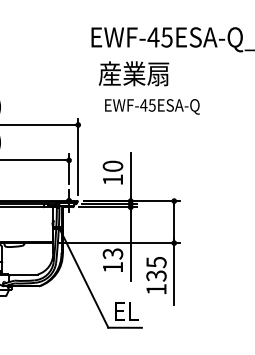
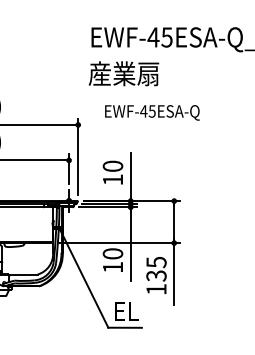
text position: (133, 73) -> (123, 73) (123, 73)
text position: (152, 106) -> (152, 112) (152, 112)
text: 13 -> 10 (112, 253)
